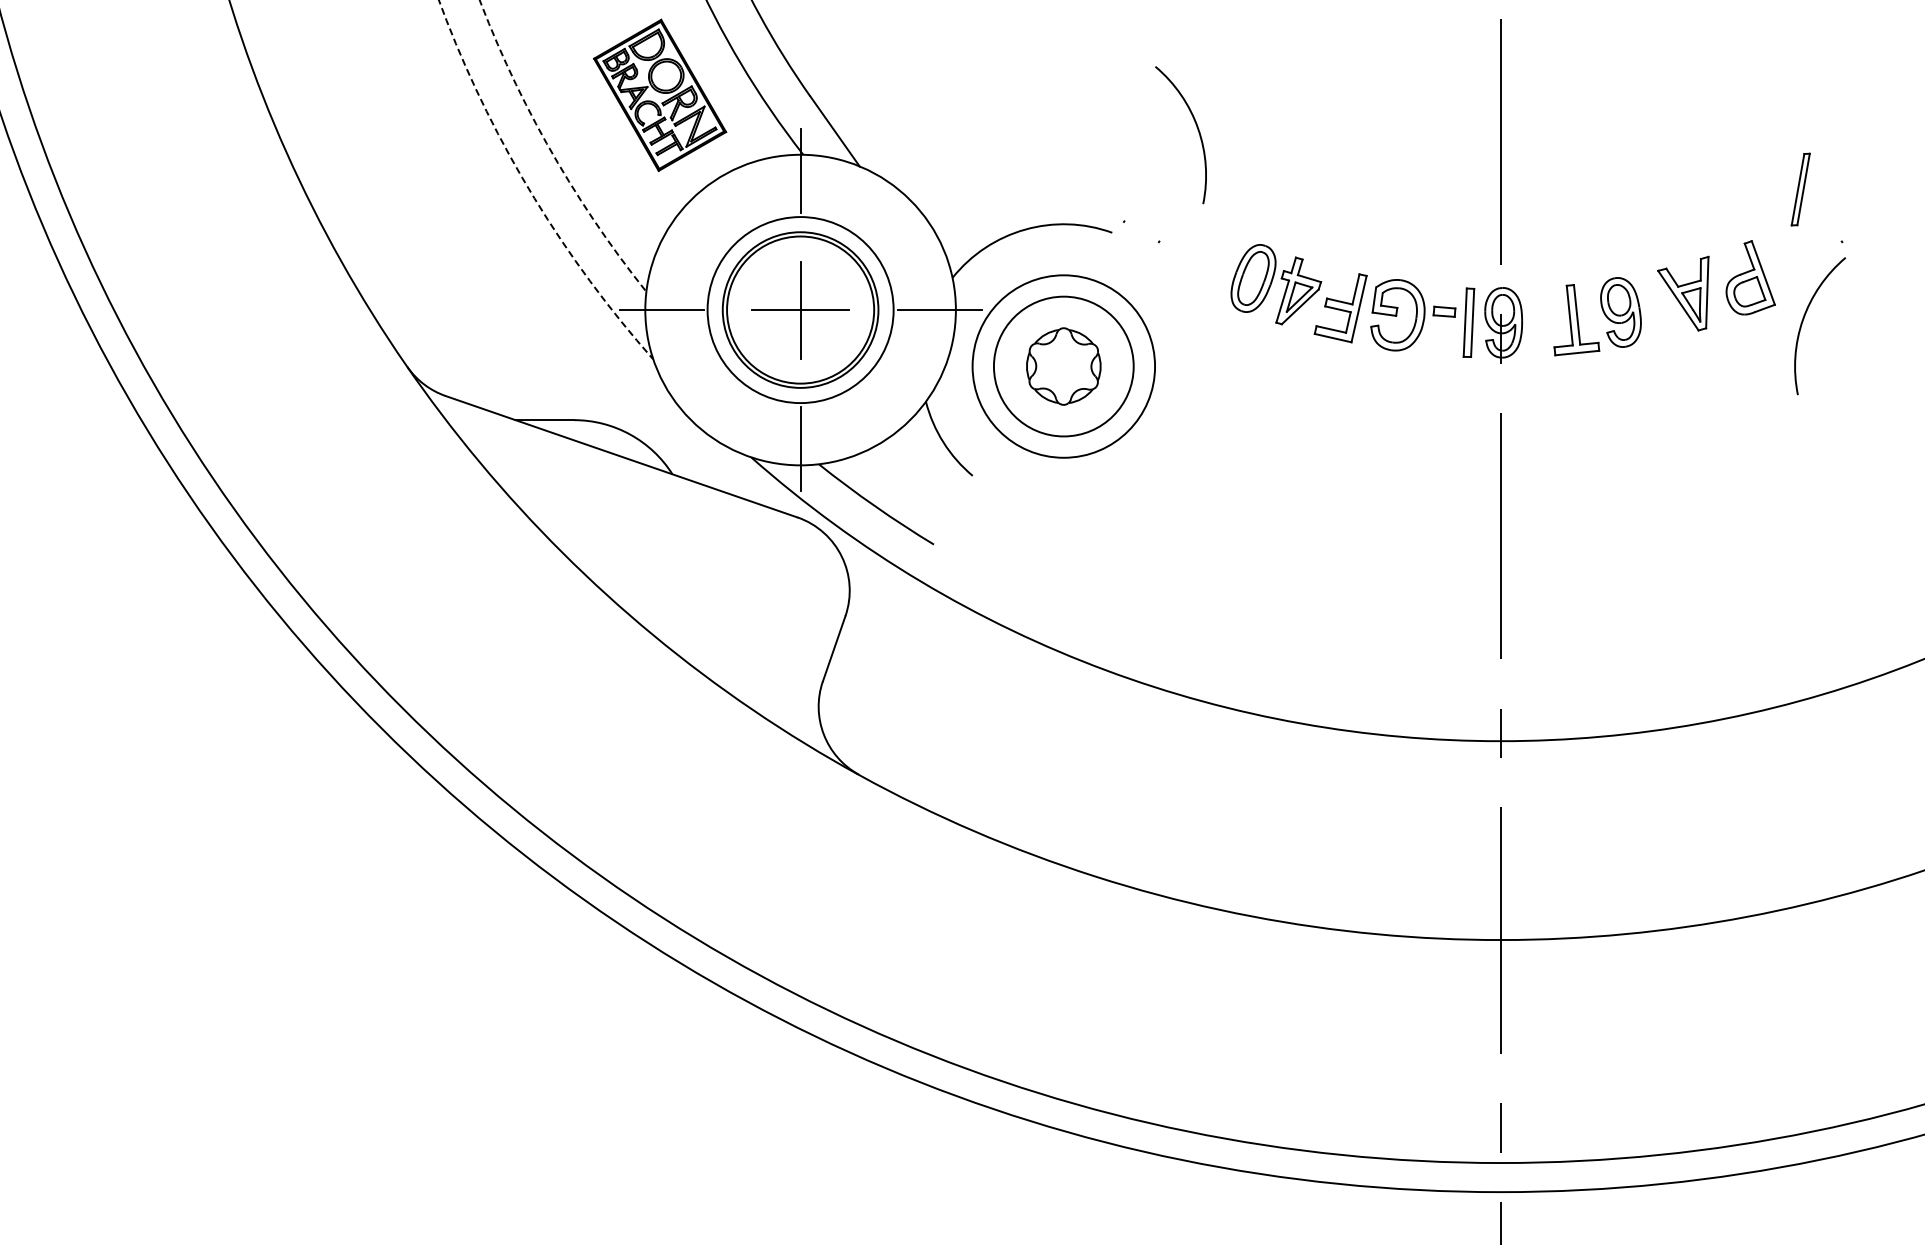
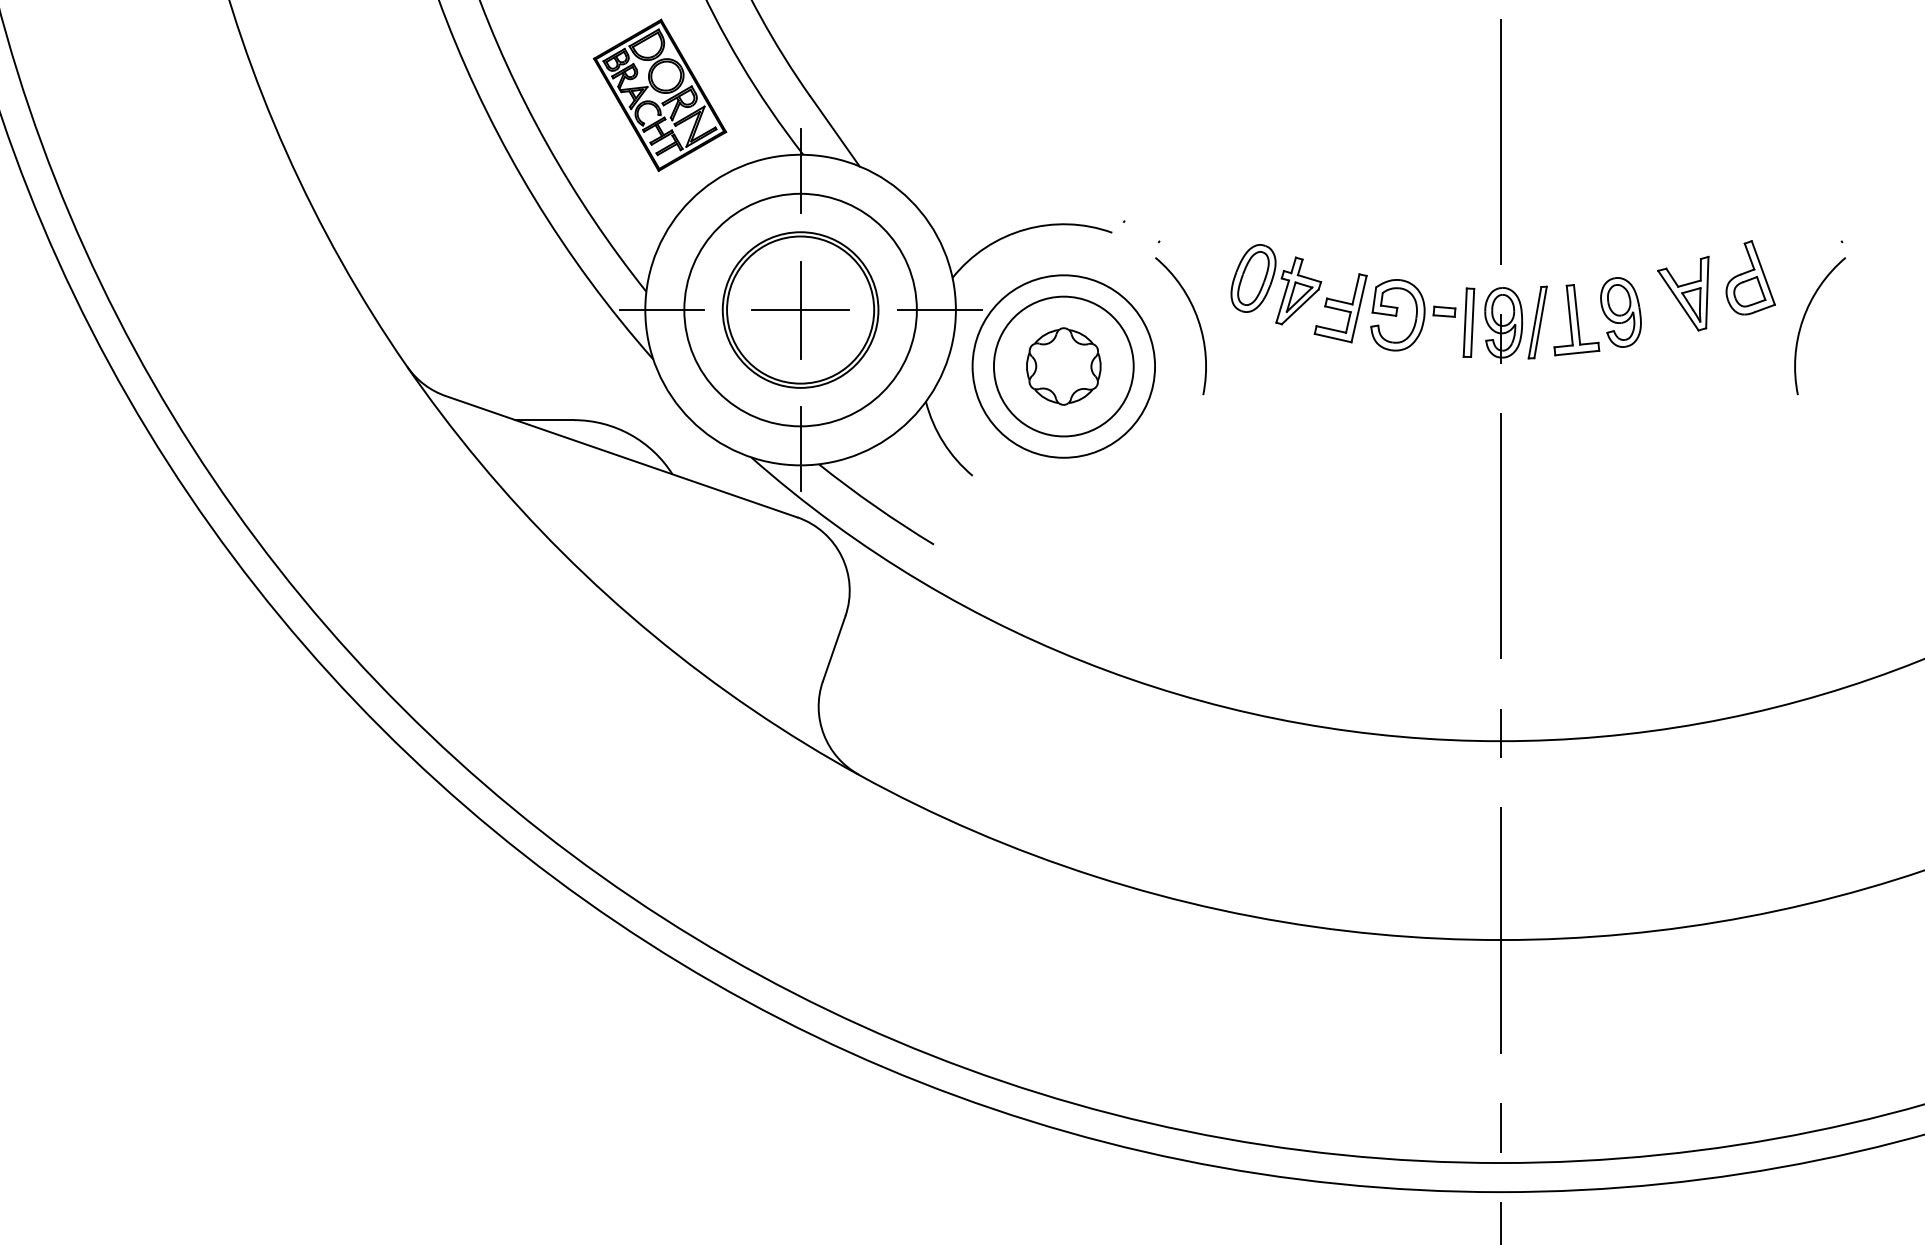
arc position: (1197, 130) -> (1197, 321) (1197, 321)
arc: dashed -> solid (551, 152)
part position: (1800, 189) -> (1537, 322) (1537, 322)
arc: dashed -> solid (530, 190)
circle diameter: 186 px -> 233 px (800, 309)
